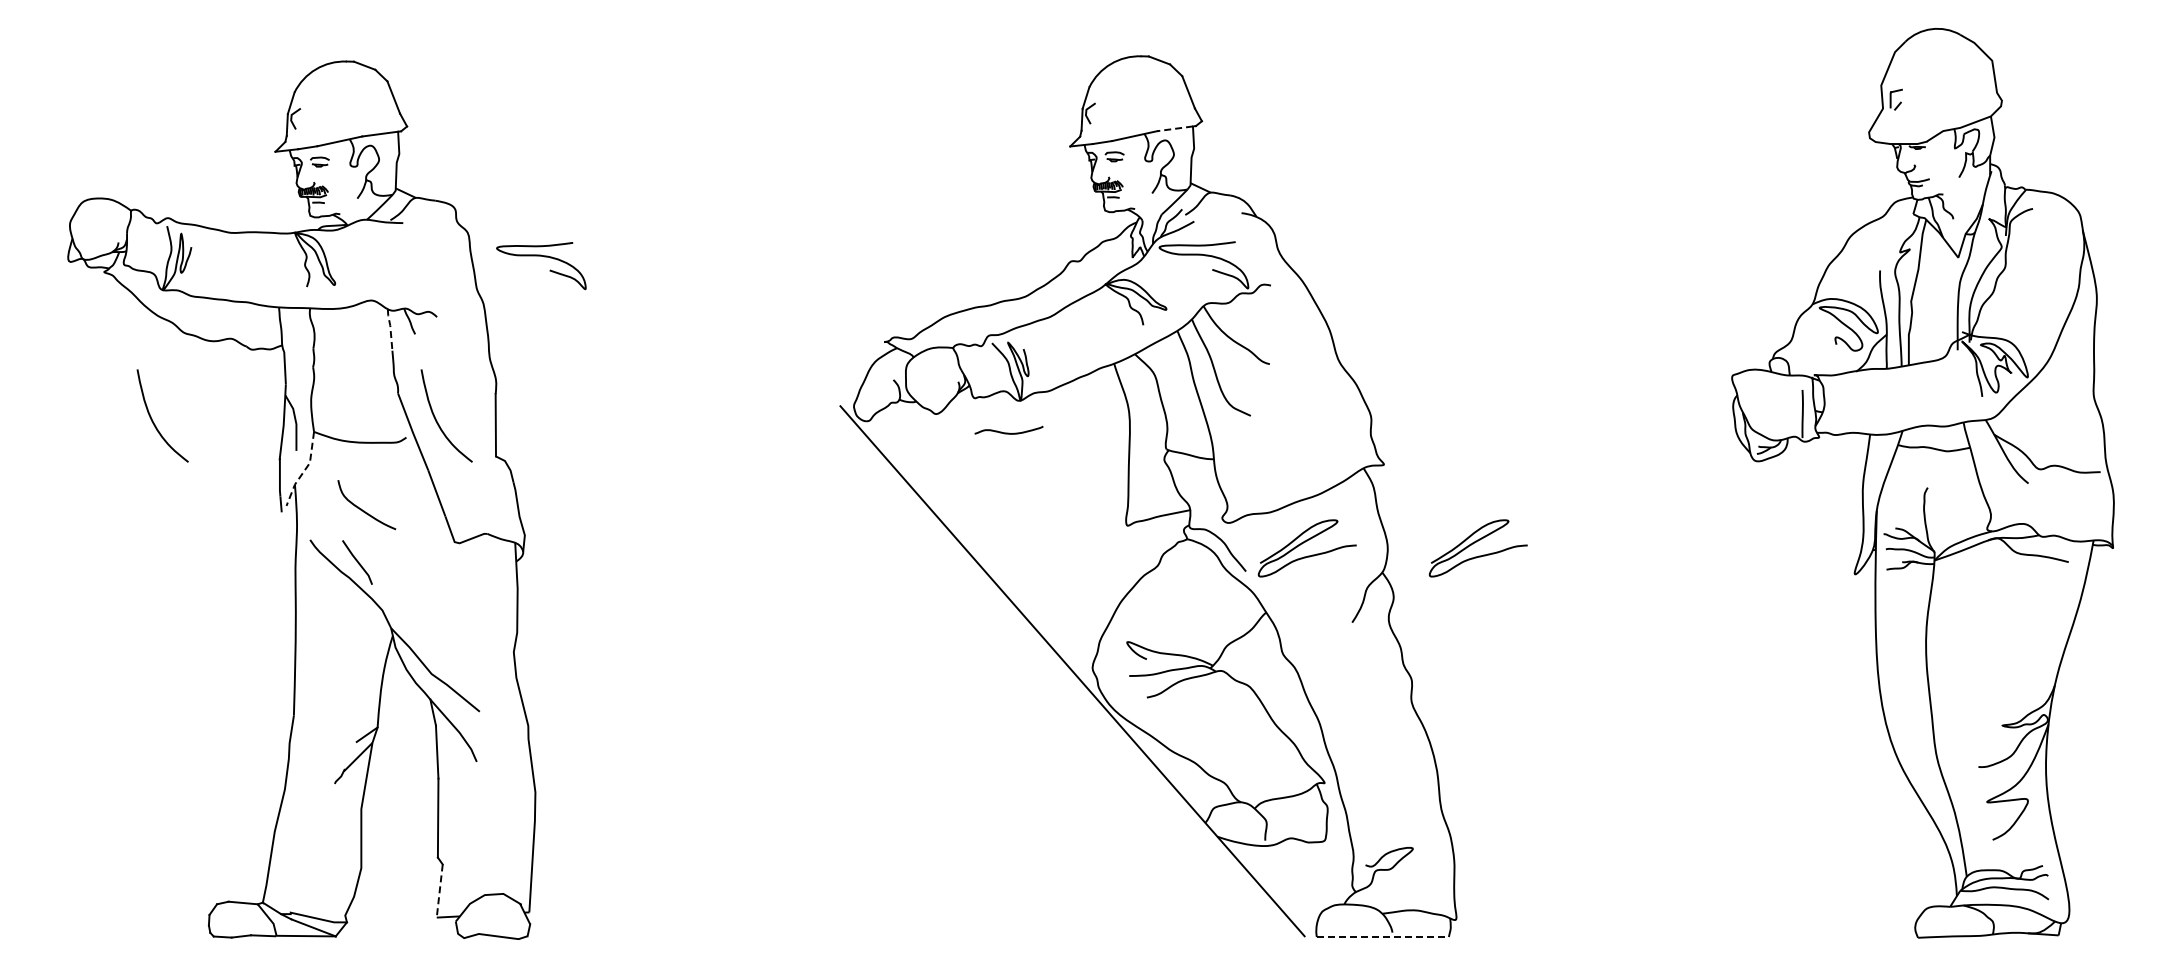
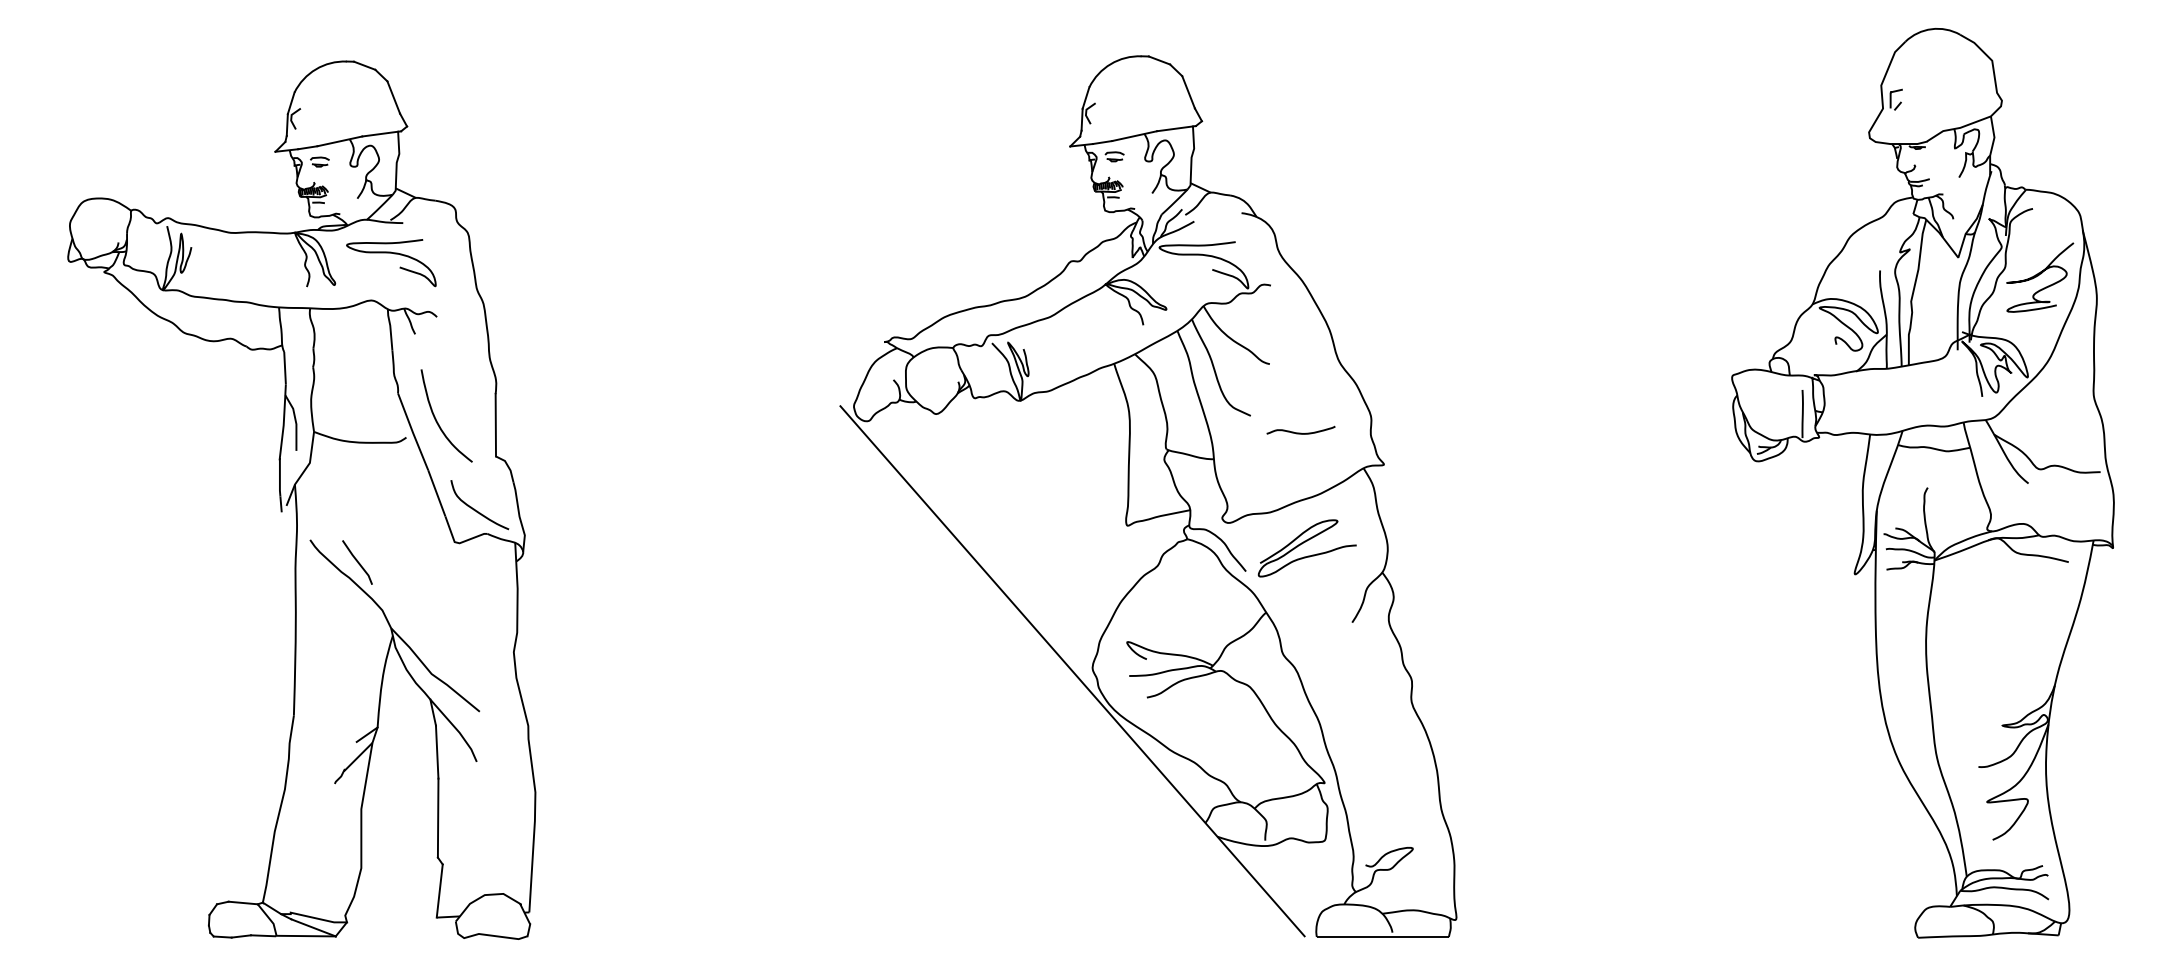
line: dashed -> solid (1174, 128)
curve position: (549, 270) -> (399, 267) (399, 267)
curve: none -> present (2039, 275)
line: dashed -> solid (390, 328)
curve: present -> none (153, 420)
curve position: (1008, 432) -> (1300, 432) (1300, 432)
line: dashed -> solid (304, 470)
curve position: (364, 510) -> (477, 510) (477, 510)
curve: present -> none (1473, 544)
line: dashed -> solid (439, 891)
line: dashed -> solid (1383, 937)
